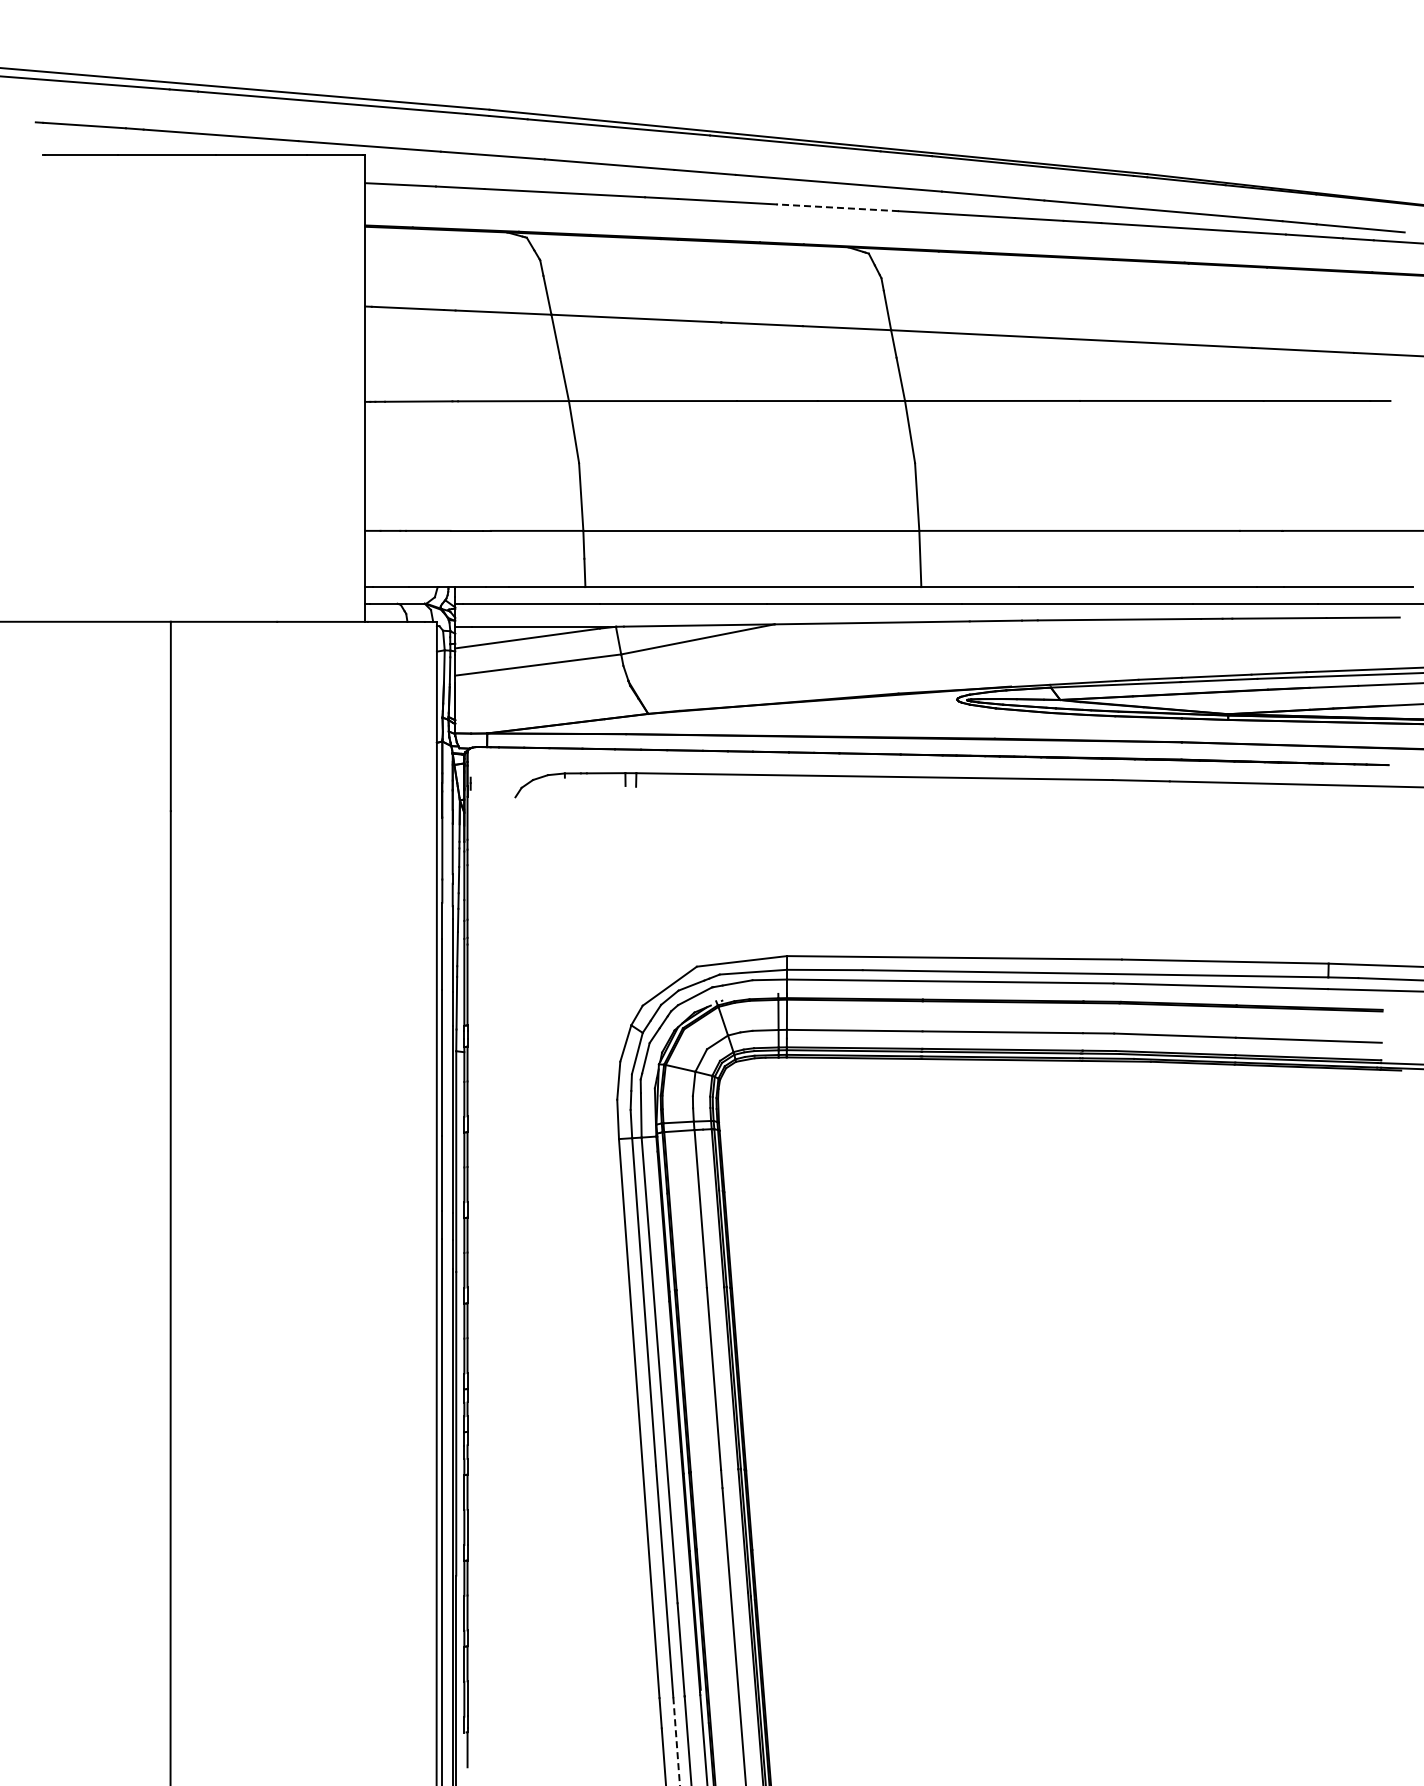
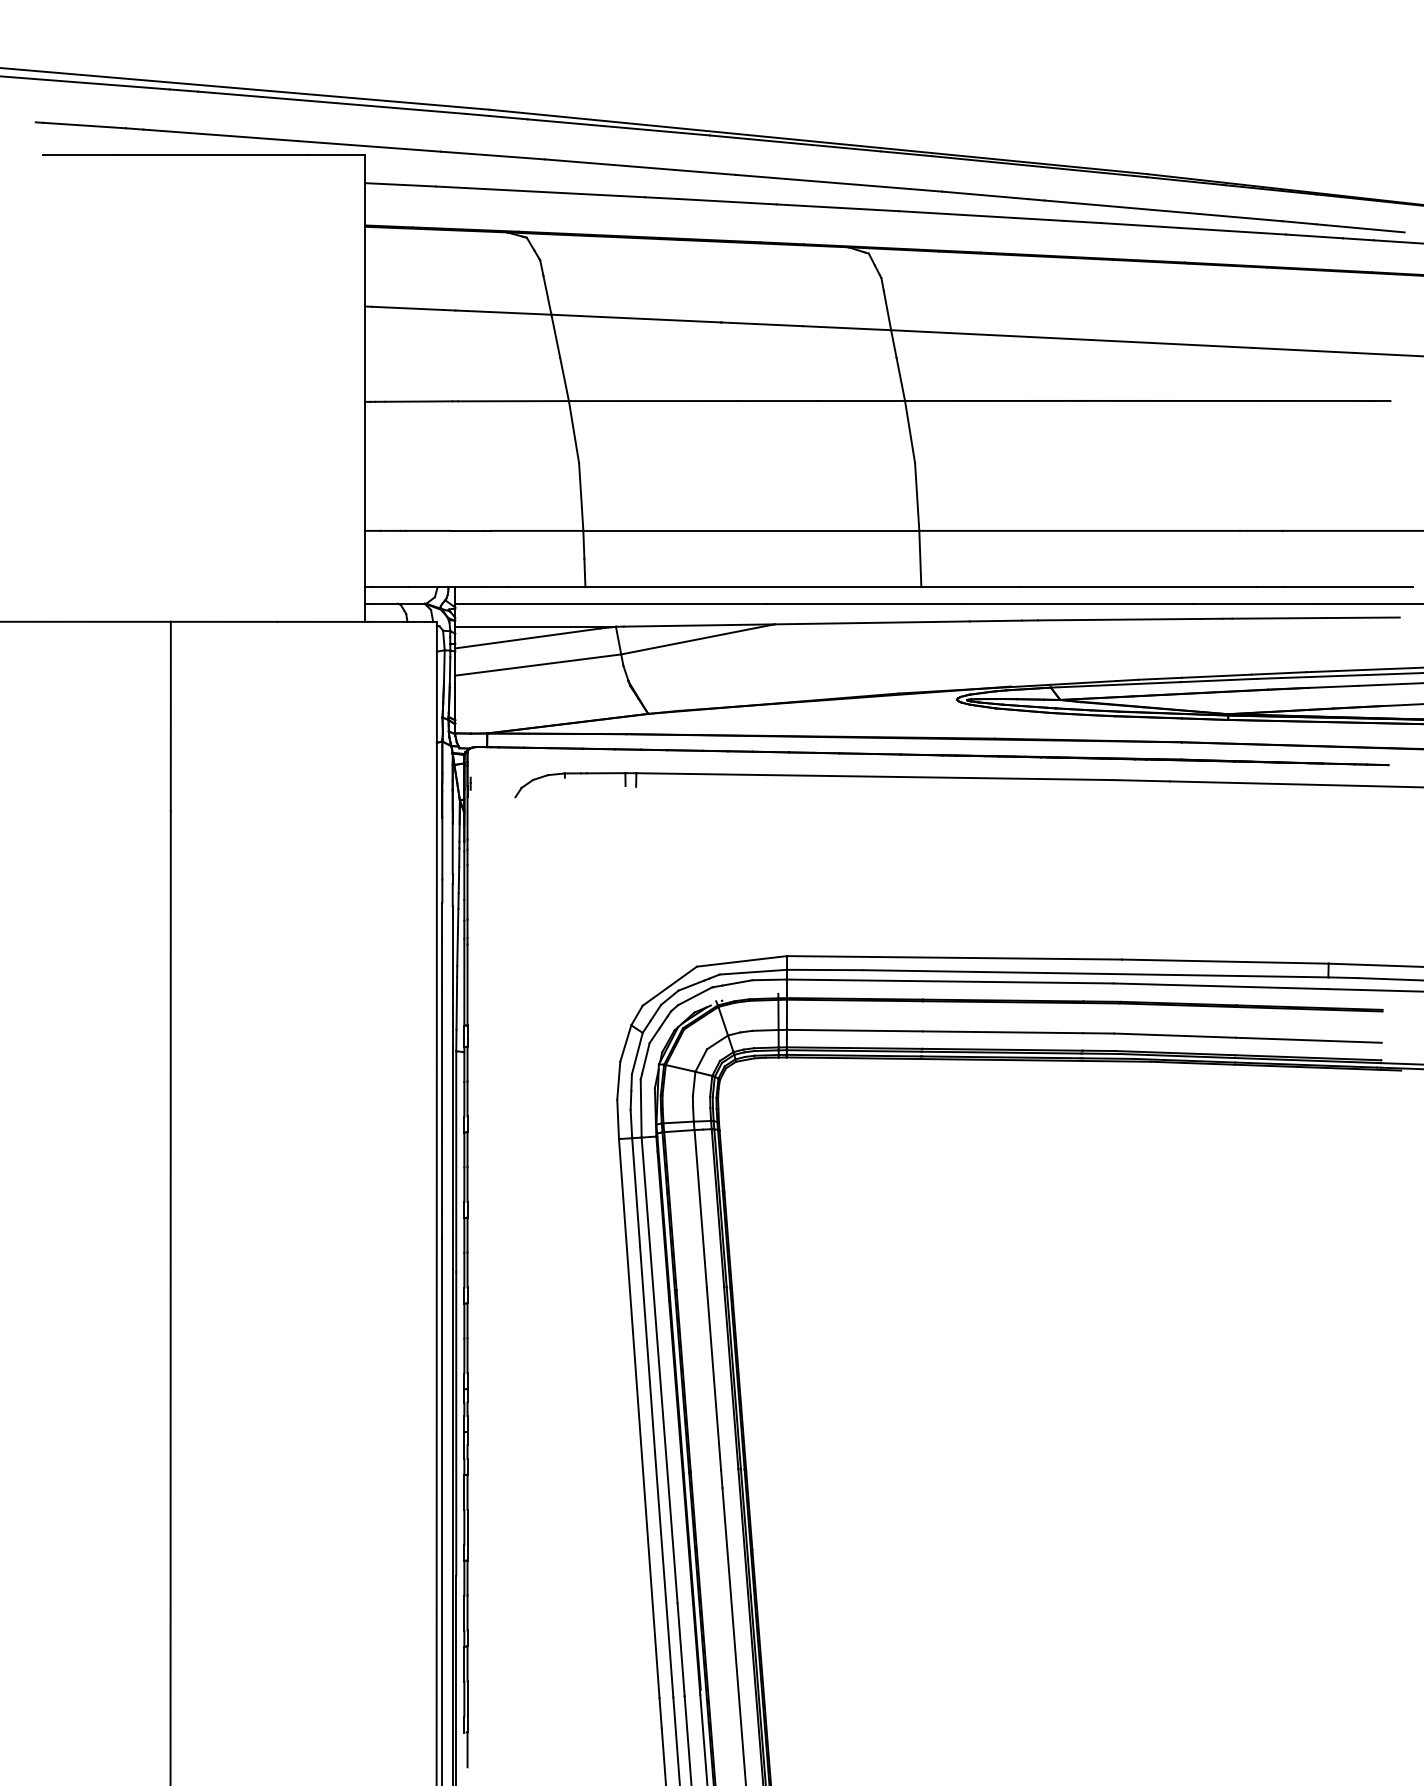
line: dashed -> solid (837, 207)
line: dashed -> solid (676, 1742)
